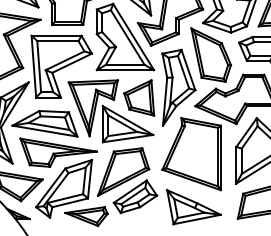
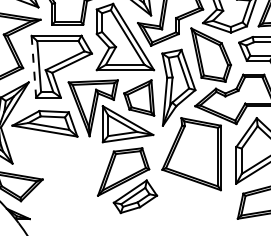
line: solid -> dashed (33, 66)
part: present -> none (63, 182)
part: present -> none (193, 207)
